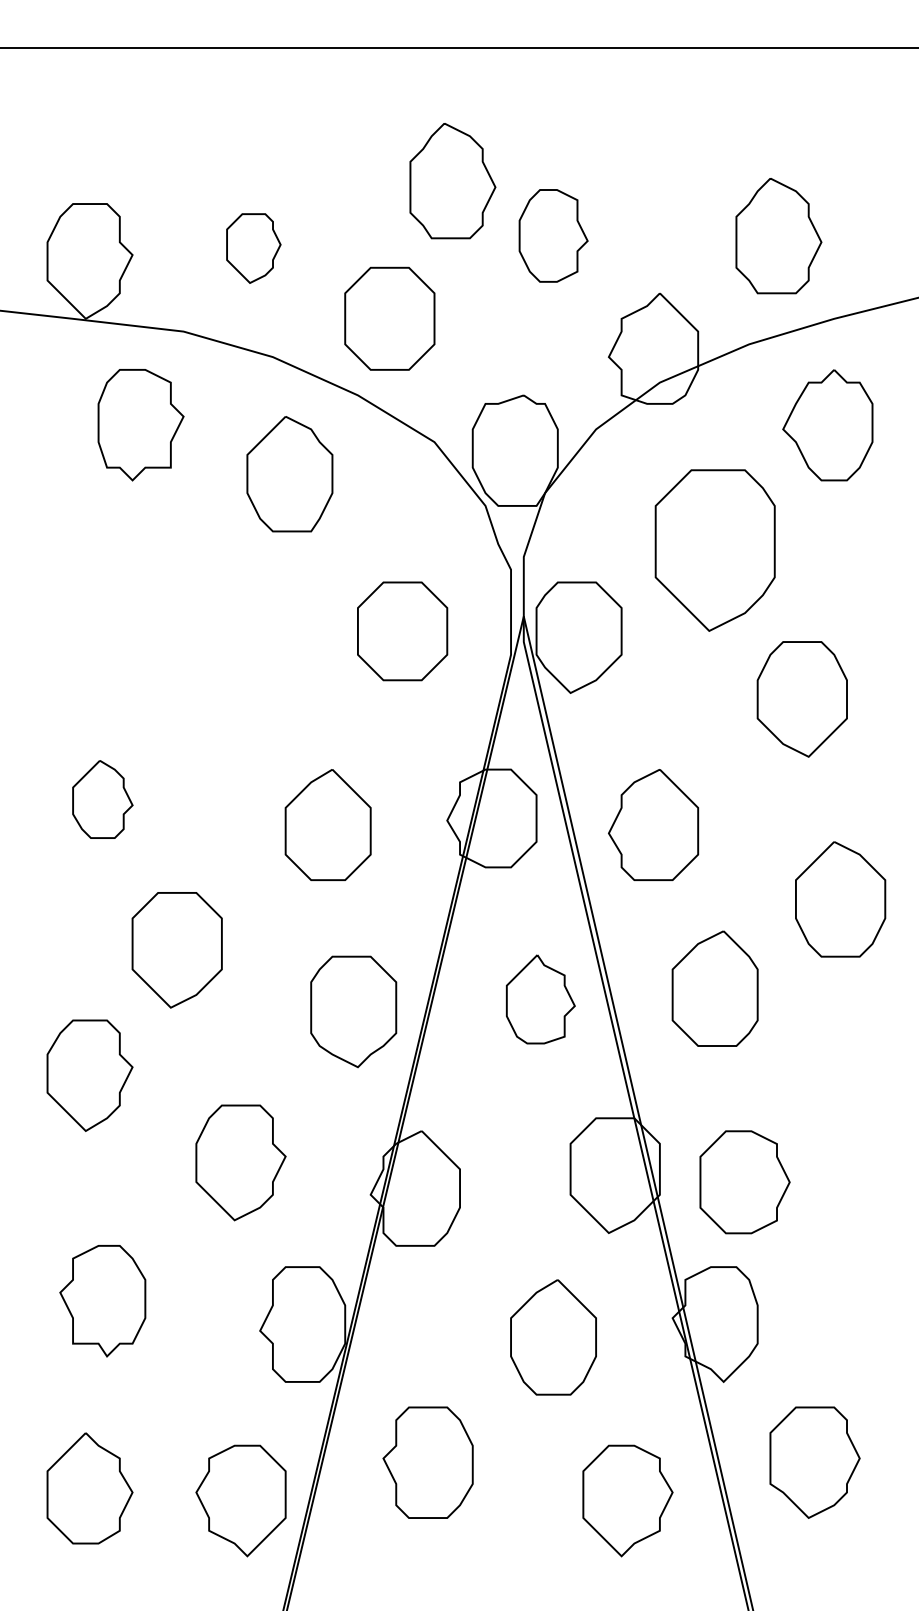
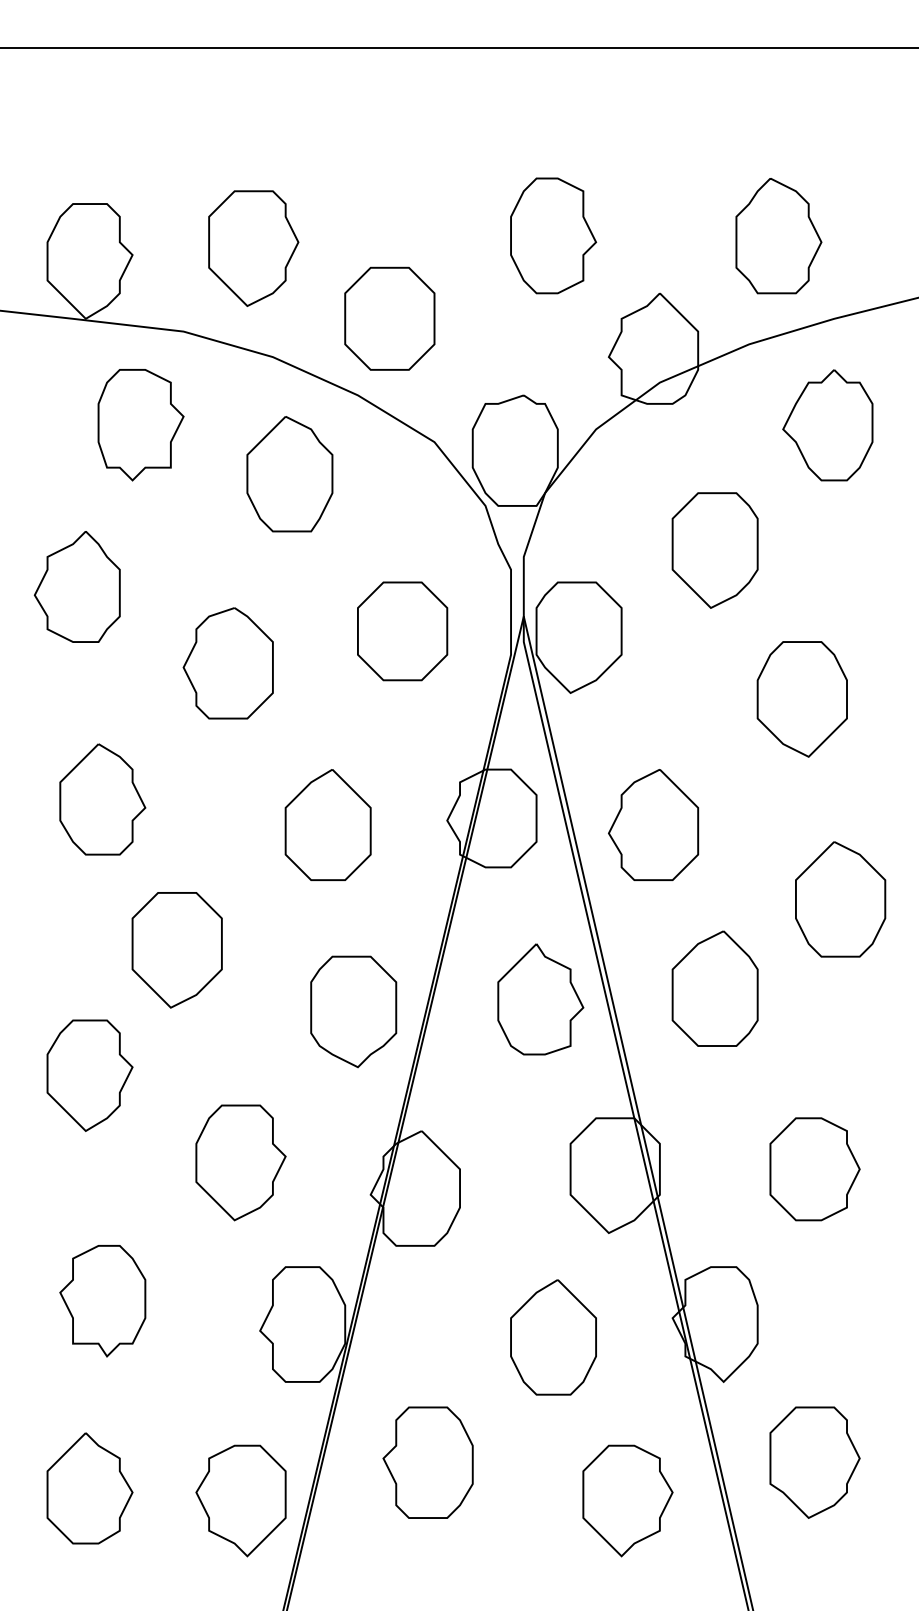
part: present -> none (452, 181)
part size: 71x94 px -> 88x118 px (553, 235)
part size: 56x71 px -> 92x117 px (253, 248)
part size: 122x163 px -> 88x117 px (714, 550)
part: none -> present (76, 586)
part: none -> present (227, 663)
part size: 62x79 px -> 88x113 px (102, 799)
part size: 70x91 px -> 88x113 px (540, 999)
part position: (744, 1182) -> (814, 1169) (814, 1169)
